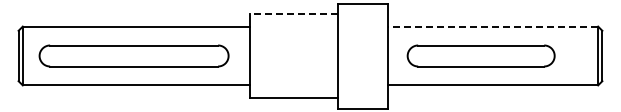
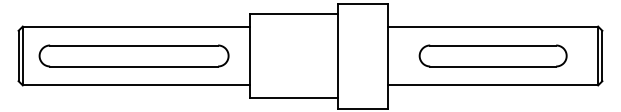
line: dashed -> solid (293, 14)
line: dashed -> solid (493, 26)
part position: (480, 55) -> (492, 55) (492, 55)
